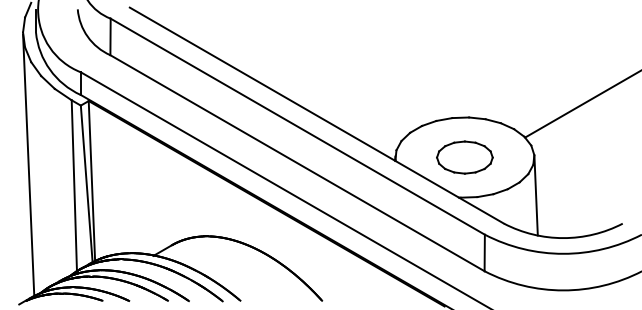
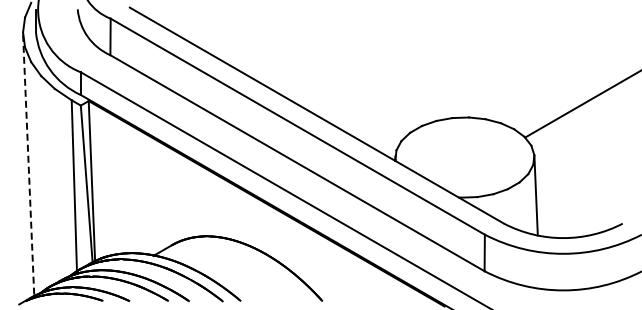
part: present -> none (464, 157)
line: solid -> dashed (28, 165)
